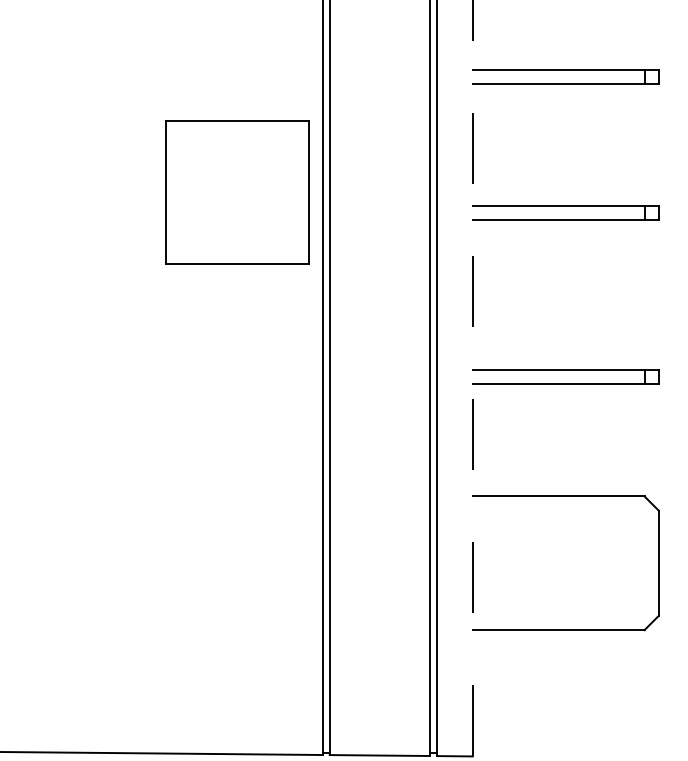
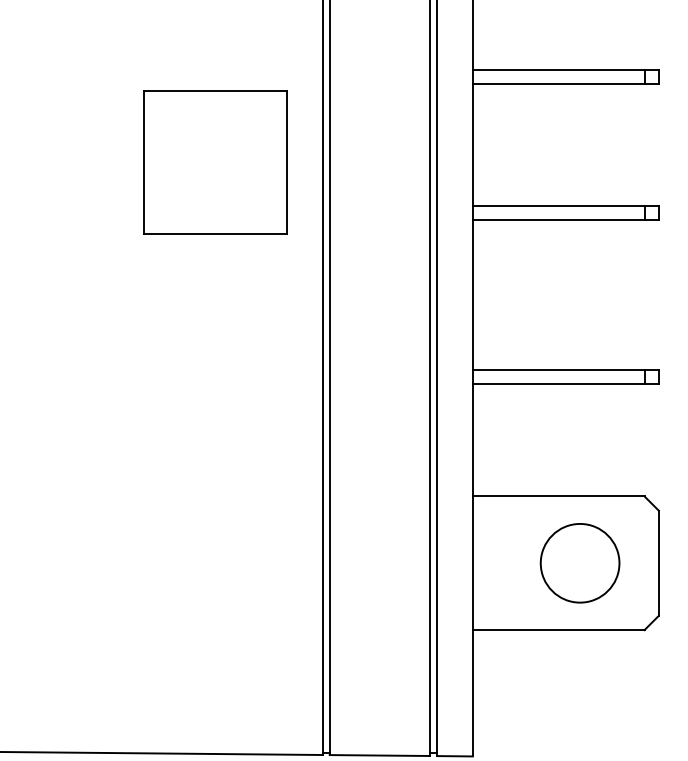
part position: (237, 192) -> (215, 162) (215, 162)
line: dashed -> solid (472, 378)
circle: none -> present (579, 563)
